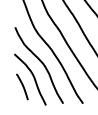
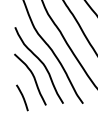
curve position: (22, 86) -> (22, 97) (22, 97)
